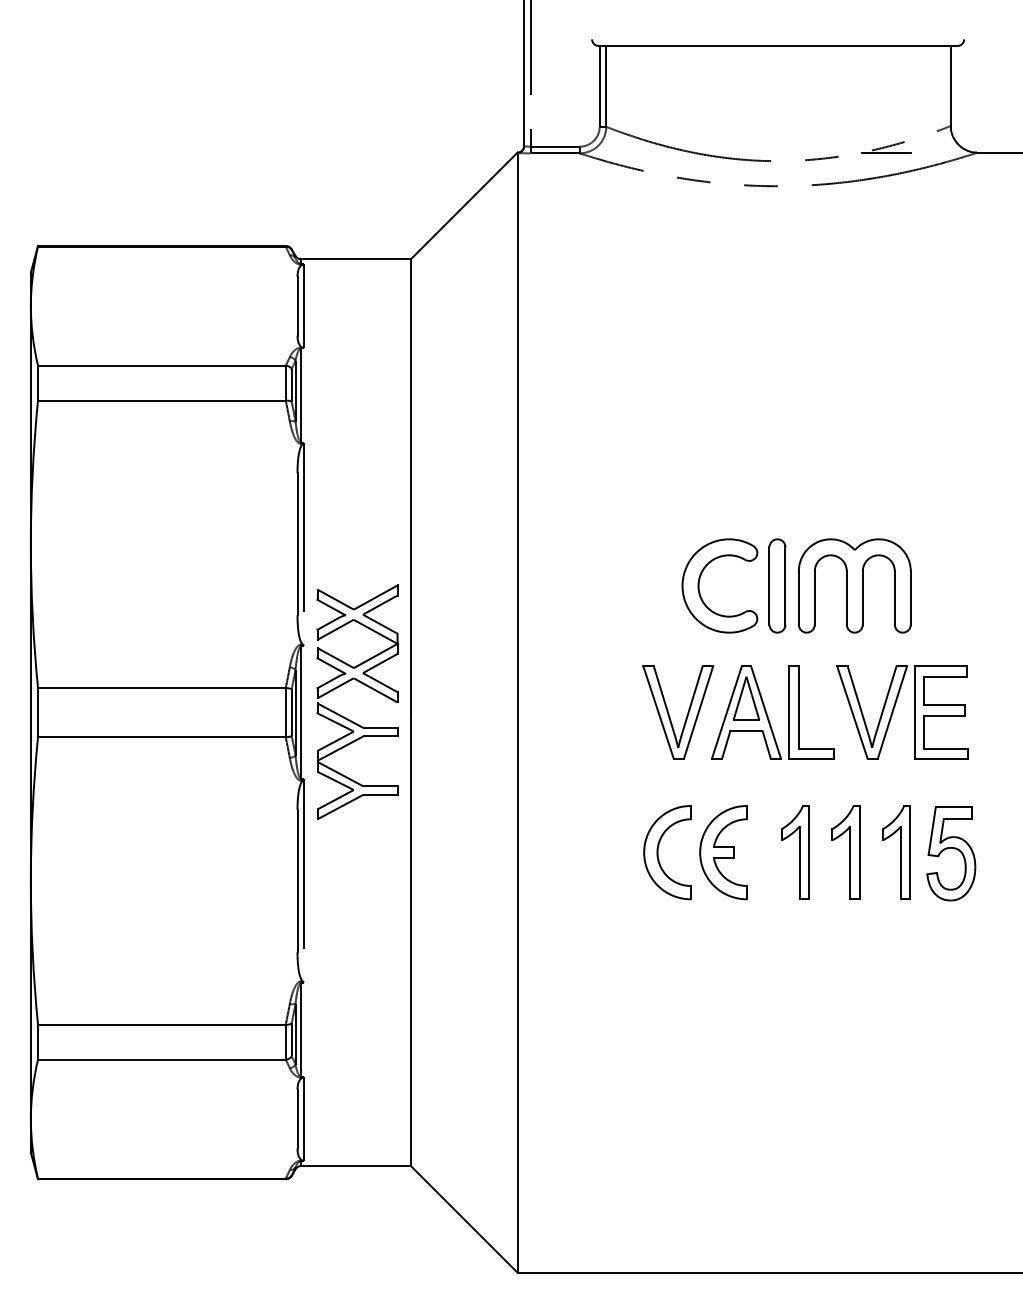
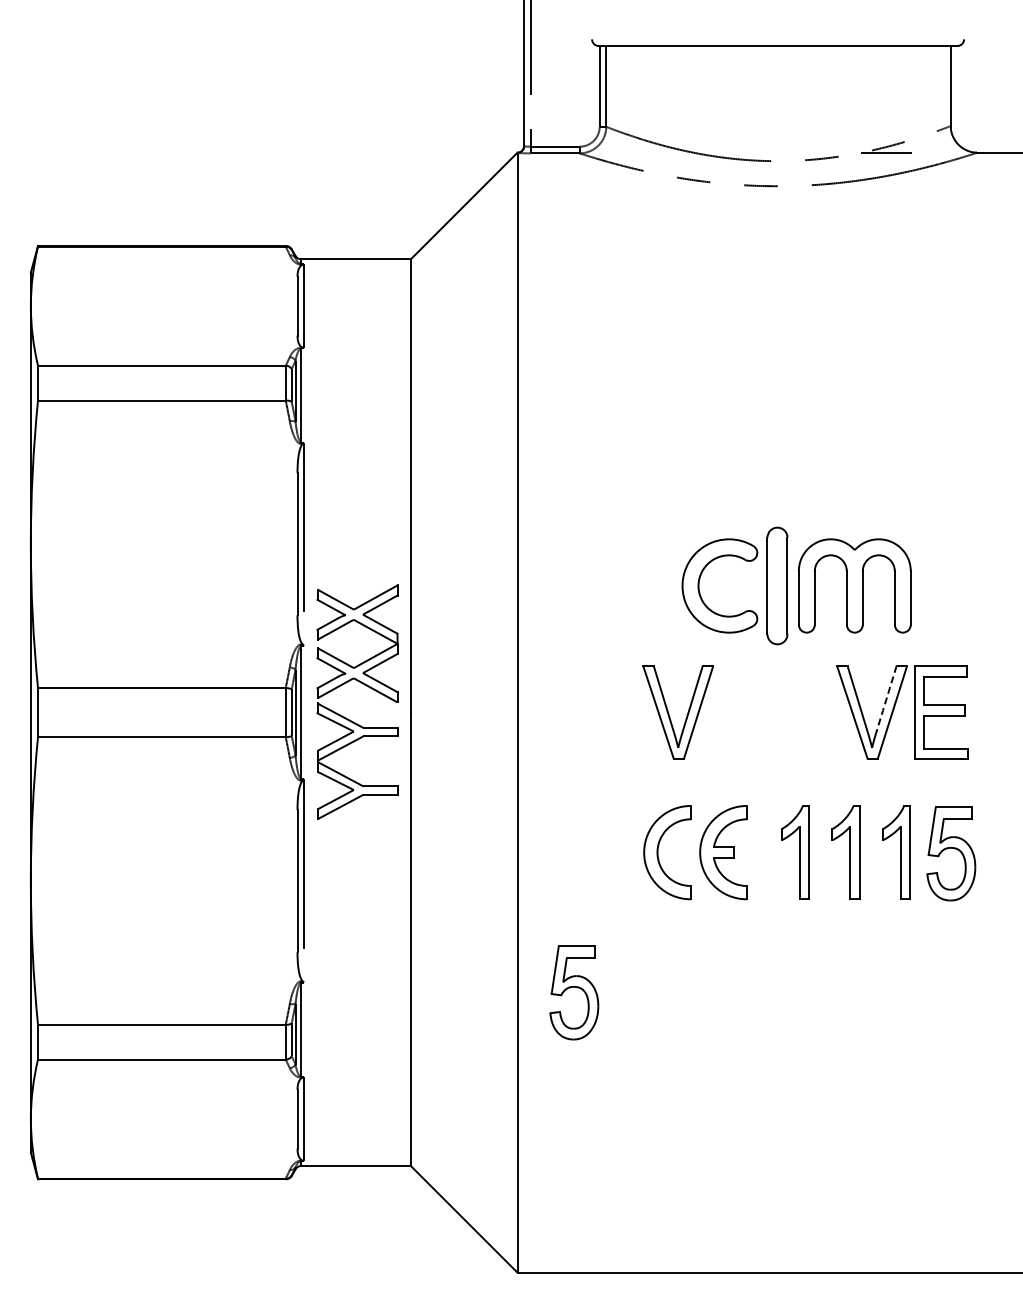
part size: 19x96 px -> 23x120 px (777, 585)
line: solid -> dashed (886, 699)
part: present -> none (772, 712)
part: none -> present (574, 992)
